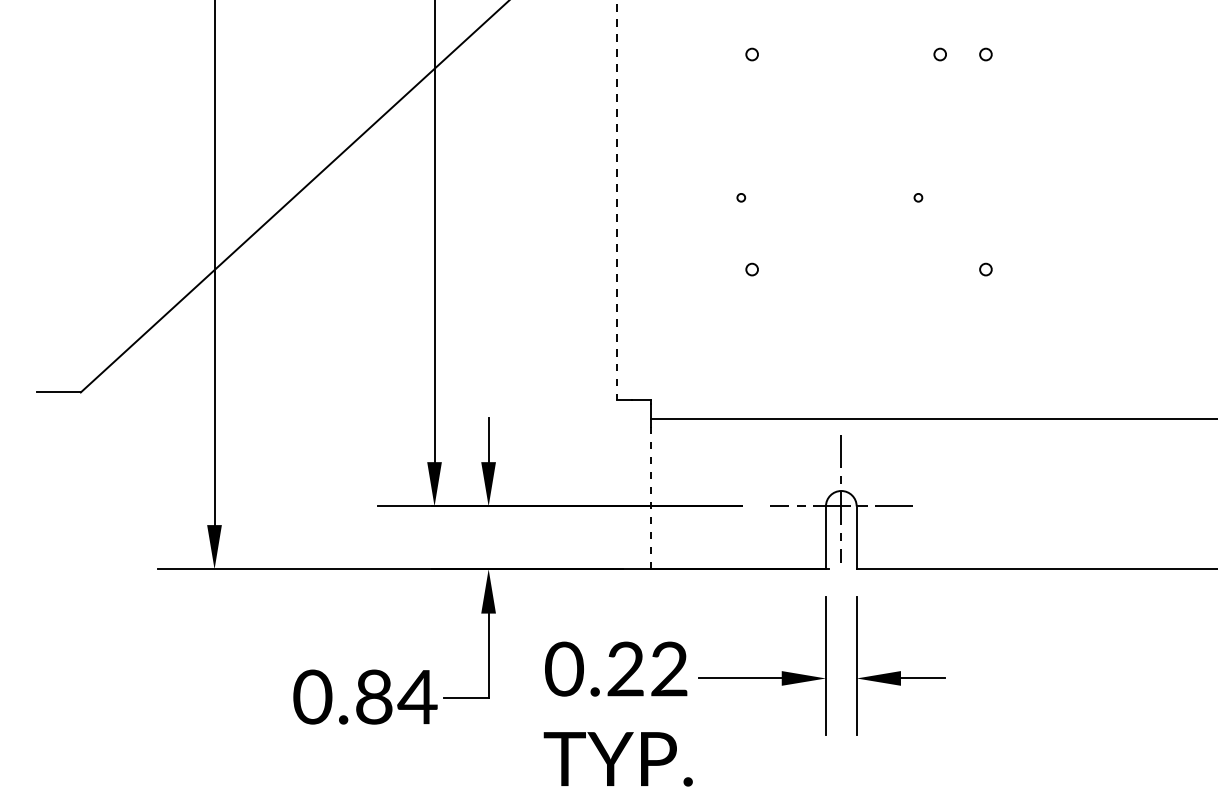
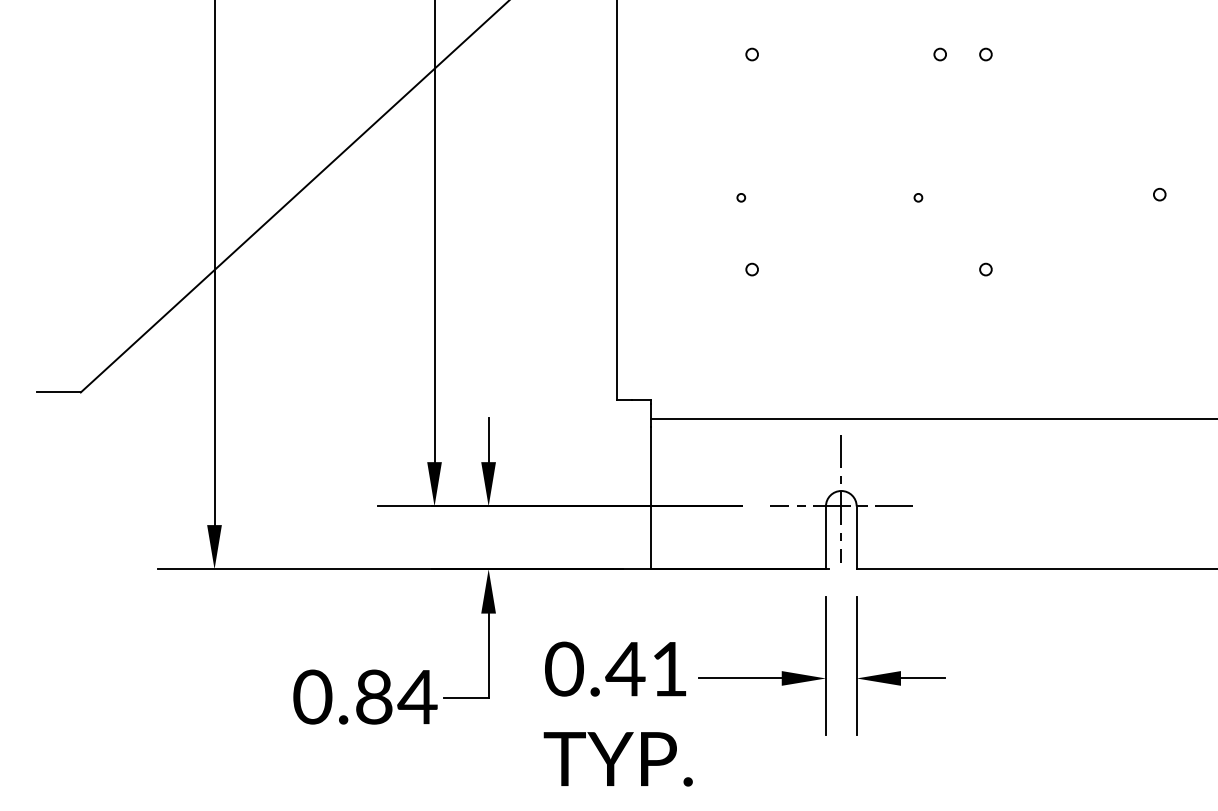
circle: none -> present (1159, 194)
line: dashed -> solid (616, 200)
line: dashed -> solid (651, 497)
text: 0.22 -> 0.41 (646, 668)
